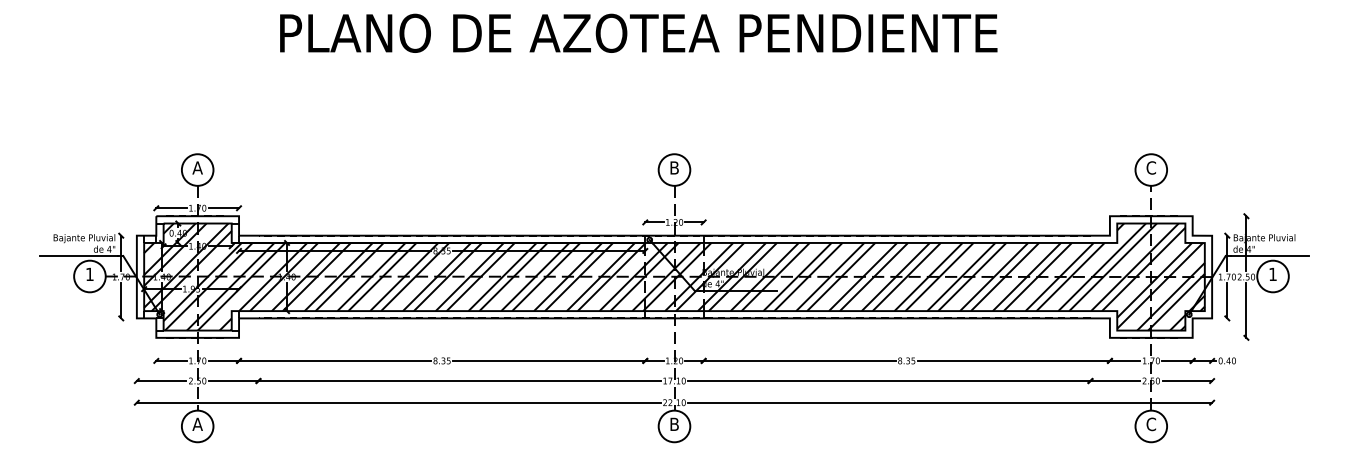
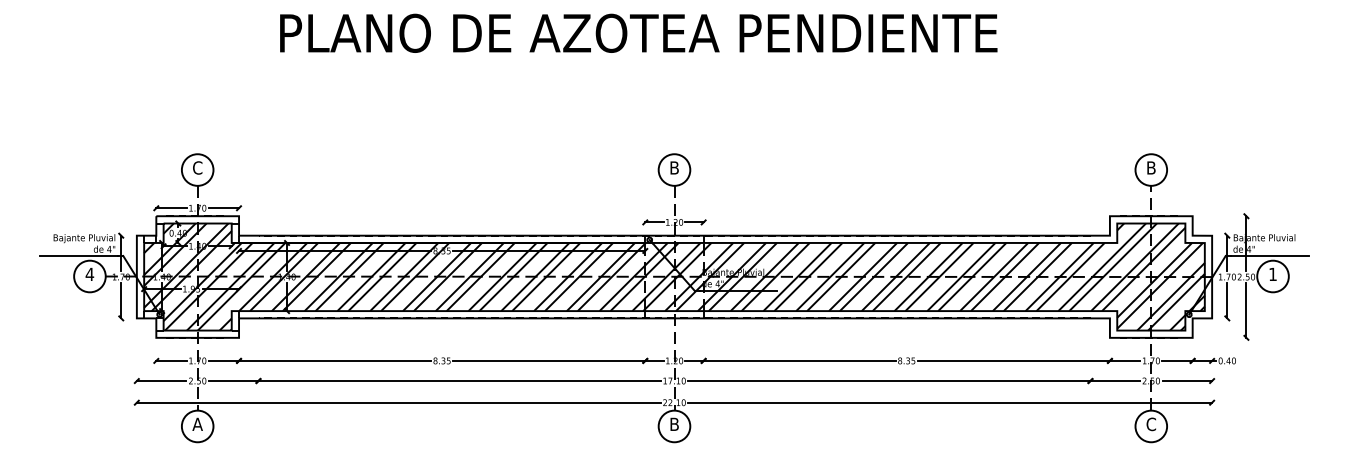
text: A -> C (197, 167)
text: C -> B (1151, 167)
text: 1 -> 4 (89, 273)
